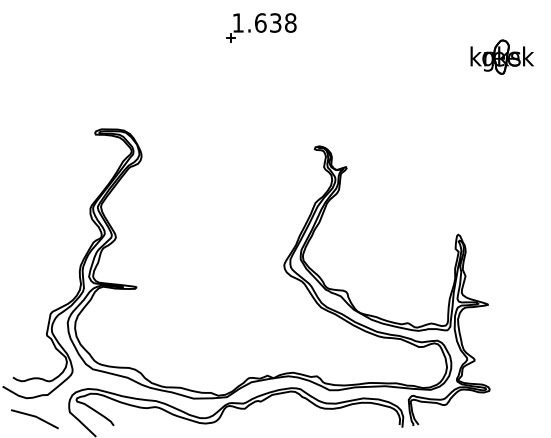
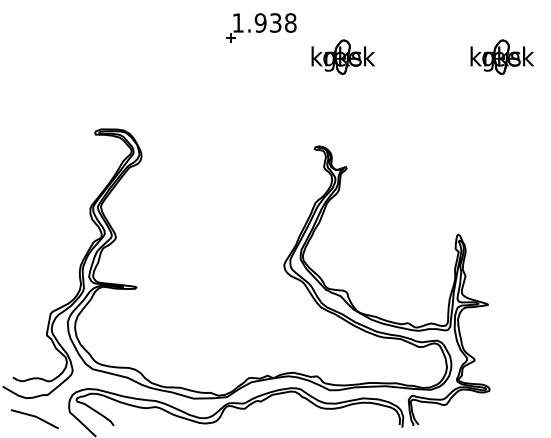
text: 1.638 -> 1.938 (260, 22)
part: none -> present (342, 56)
